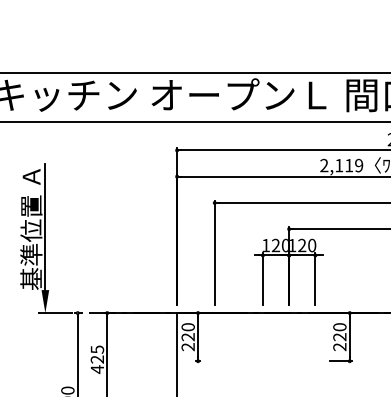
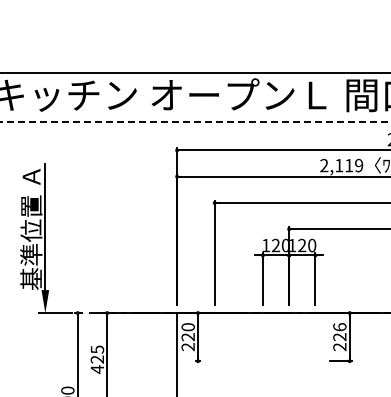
line: solid -> dashed (195, 122)
text: 220 -> 226 (339, 327)
